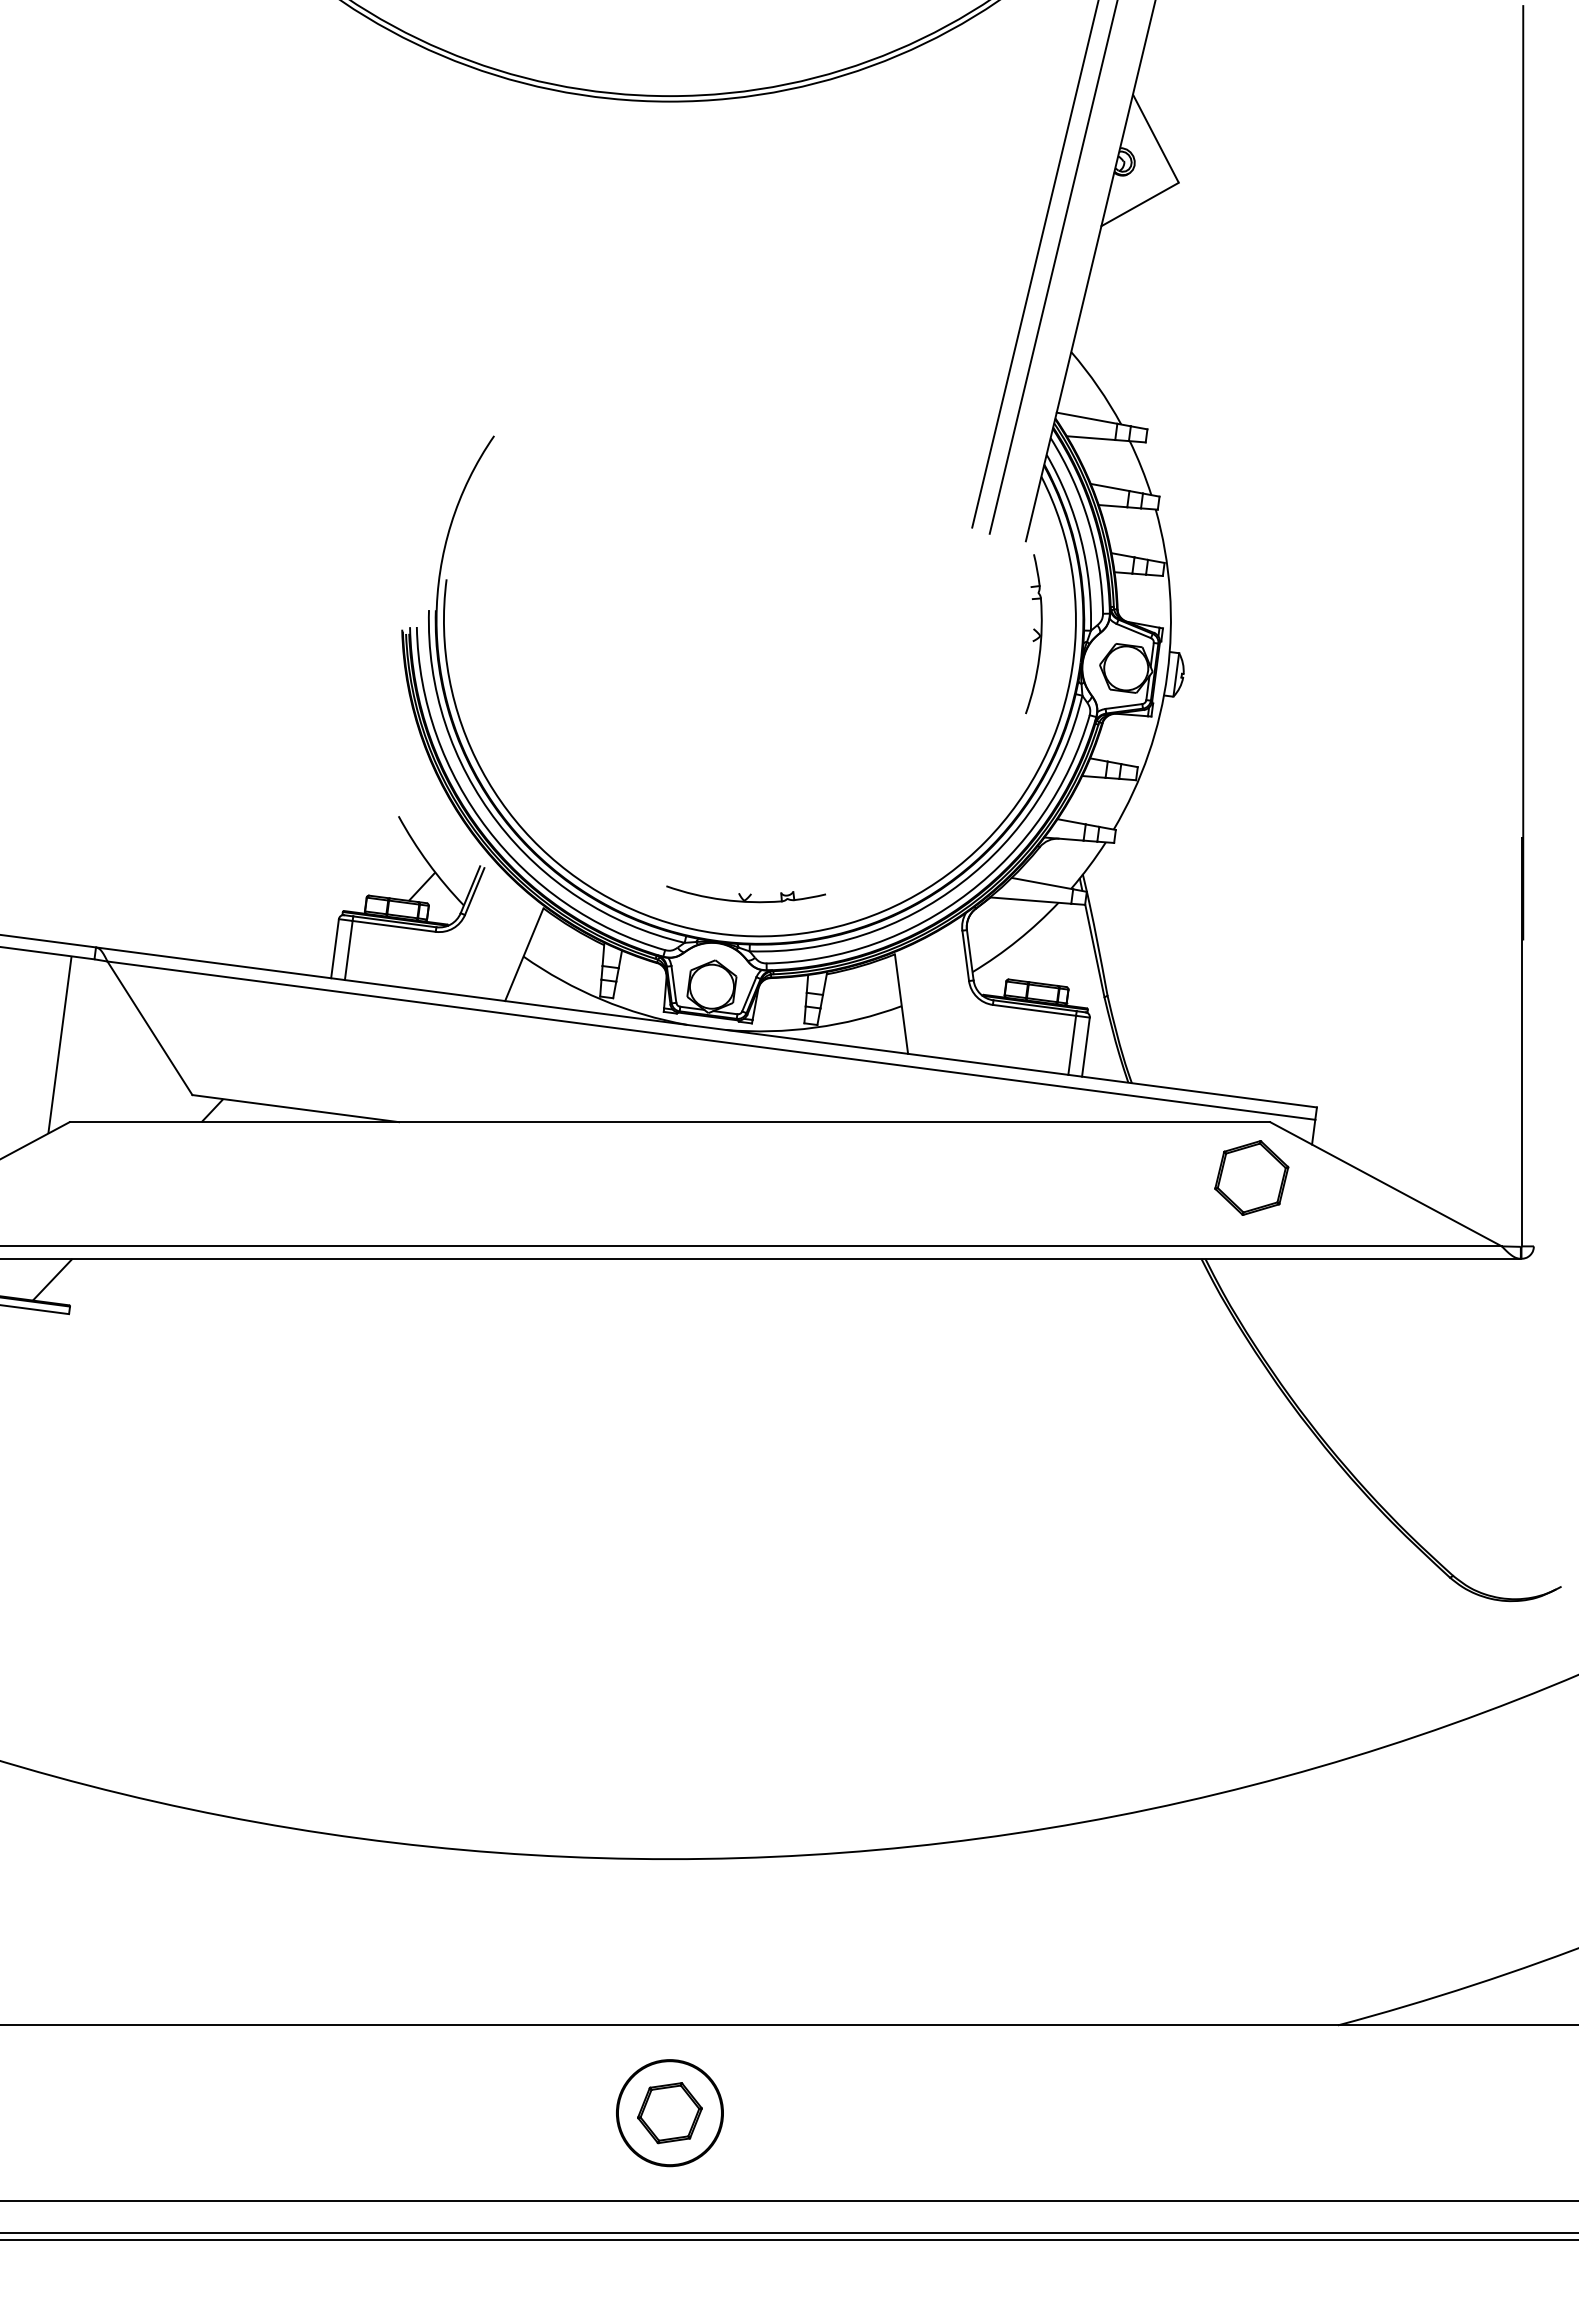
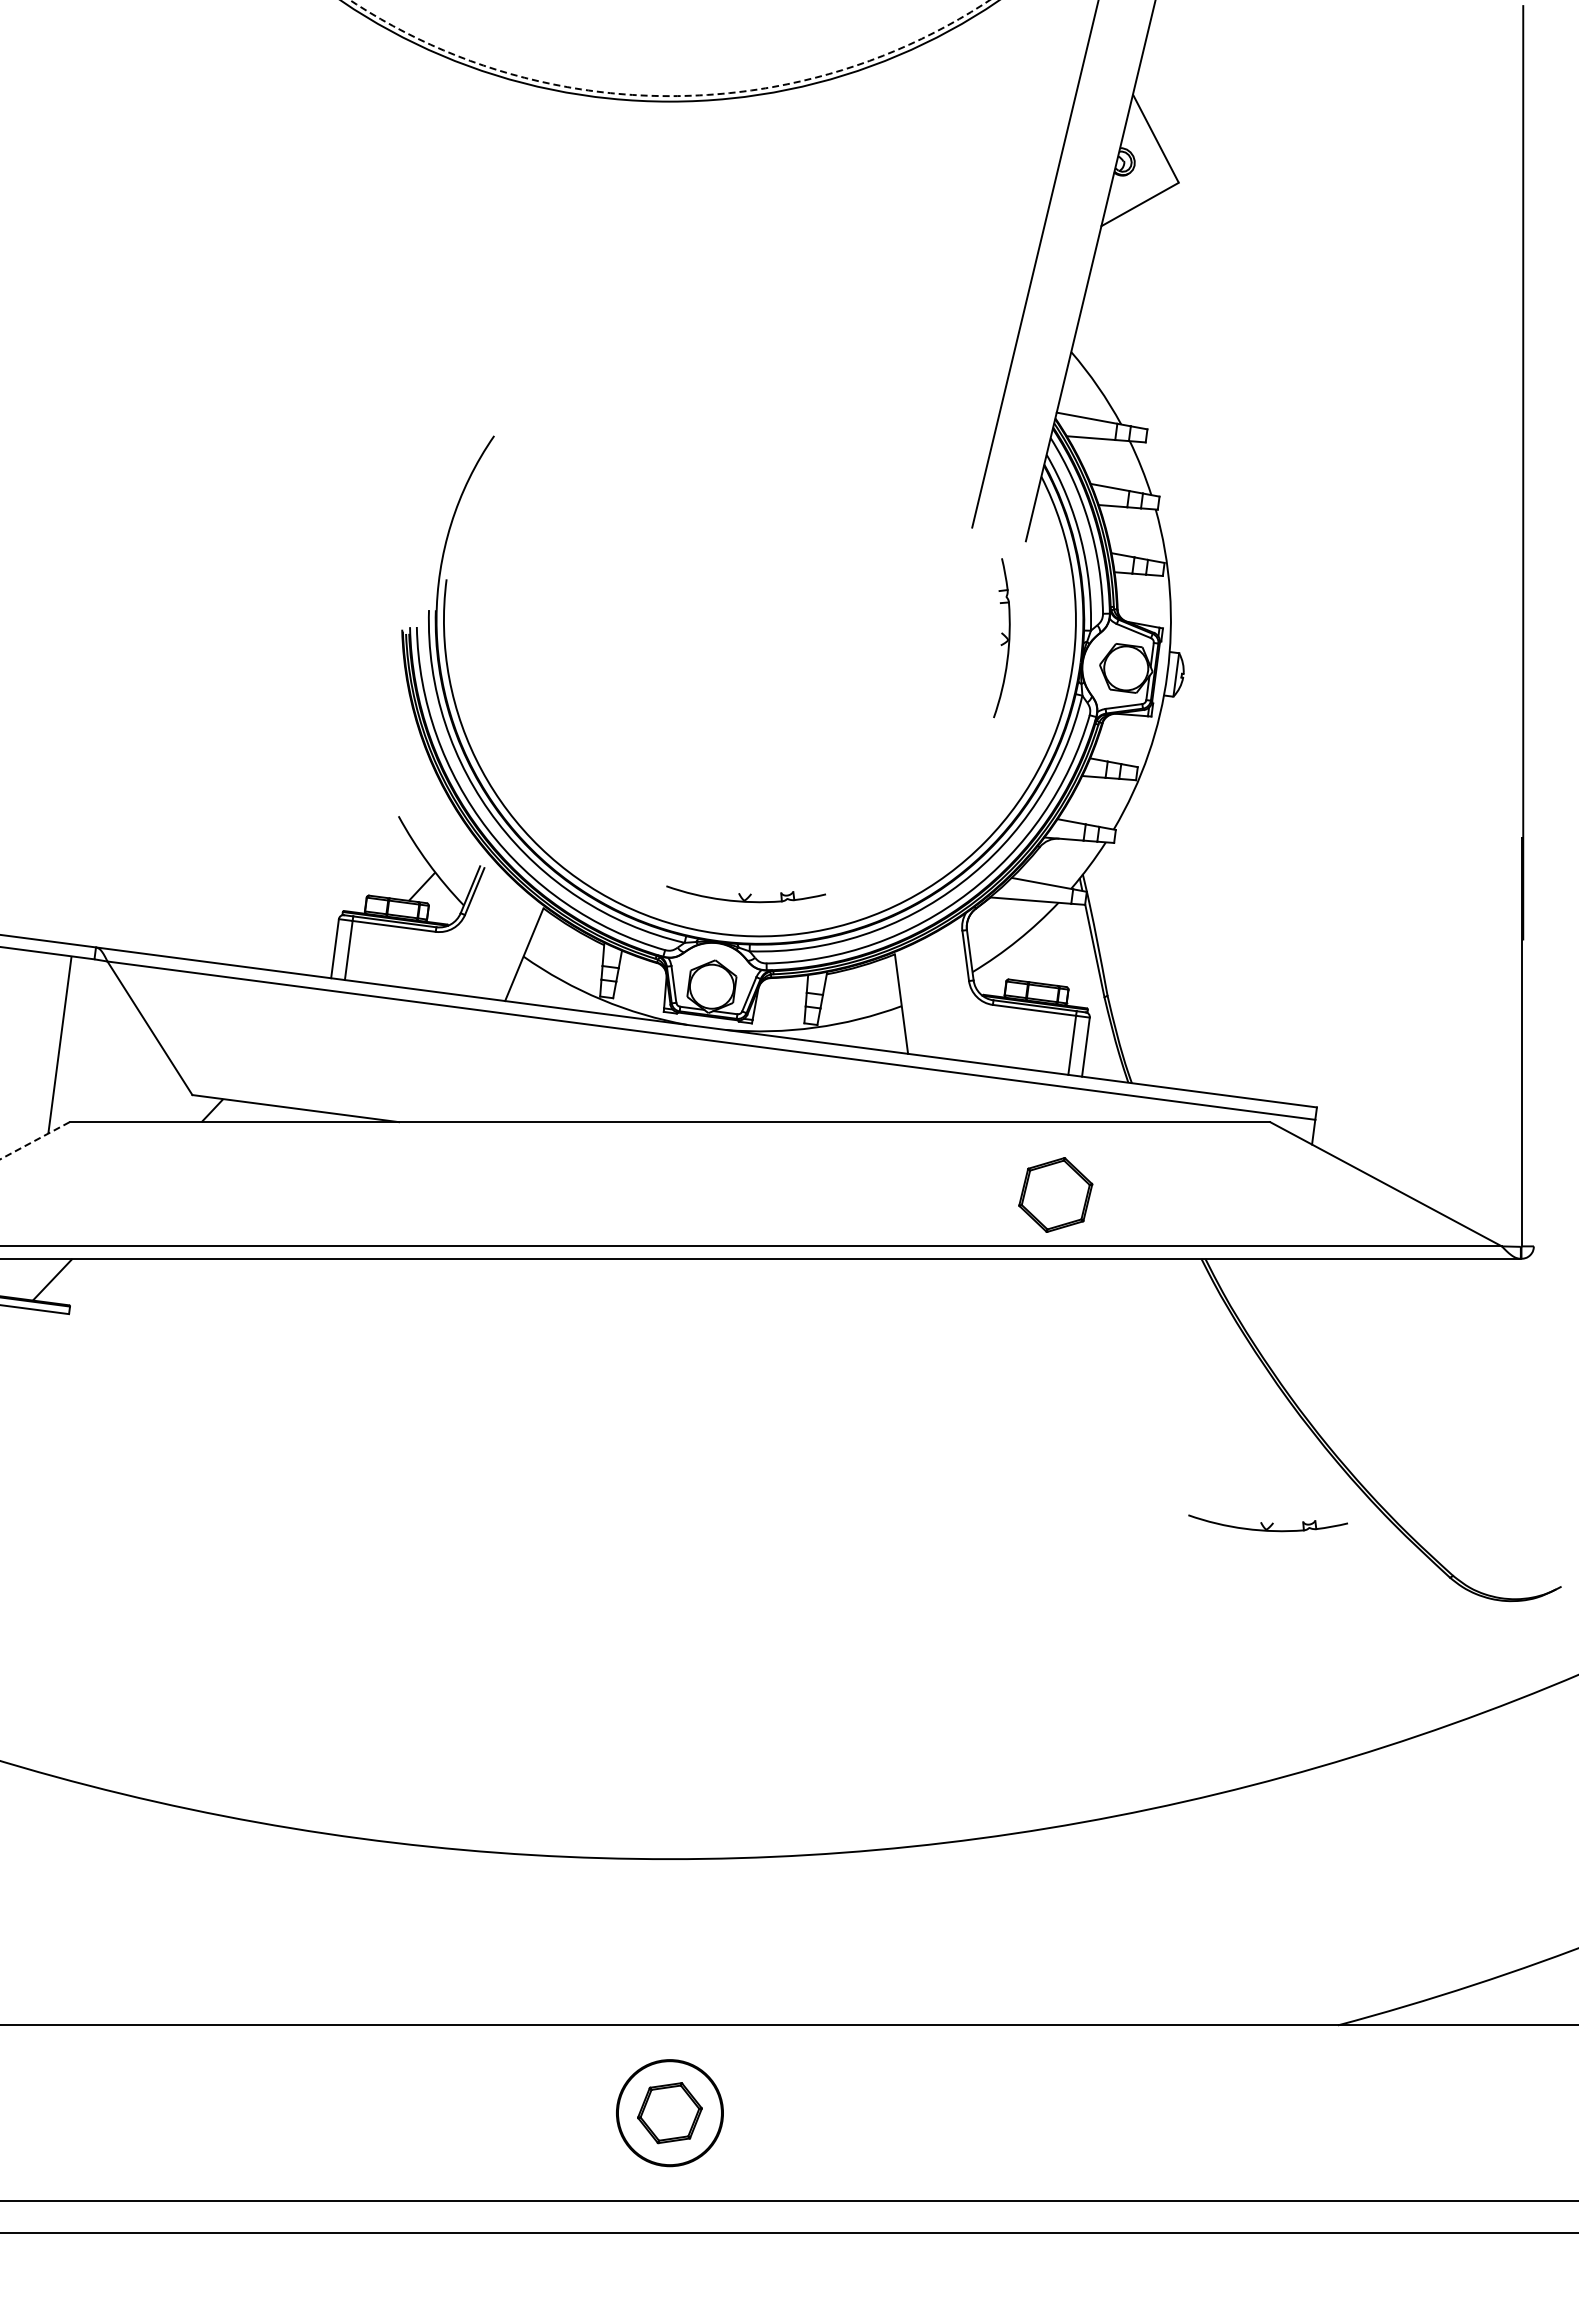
circle: solid -> dashed (669, 48)
line: present -> none (1052, 267)
part position: (1033, 634) -> (1001, 638) (1001, 638)
line: solid -> dashed (34, 1141)
part position: (1251, 1177) -> (1055, 1194) (1055, 1194)
part: none -> present (1267, 1523)
line: present -> none (788, 2239)
